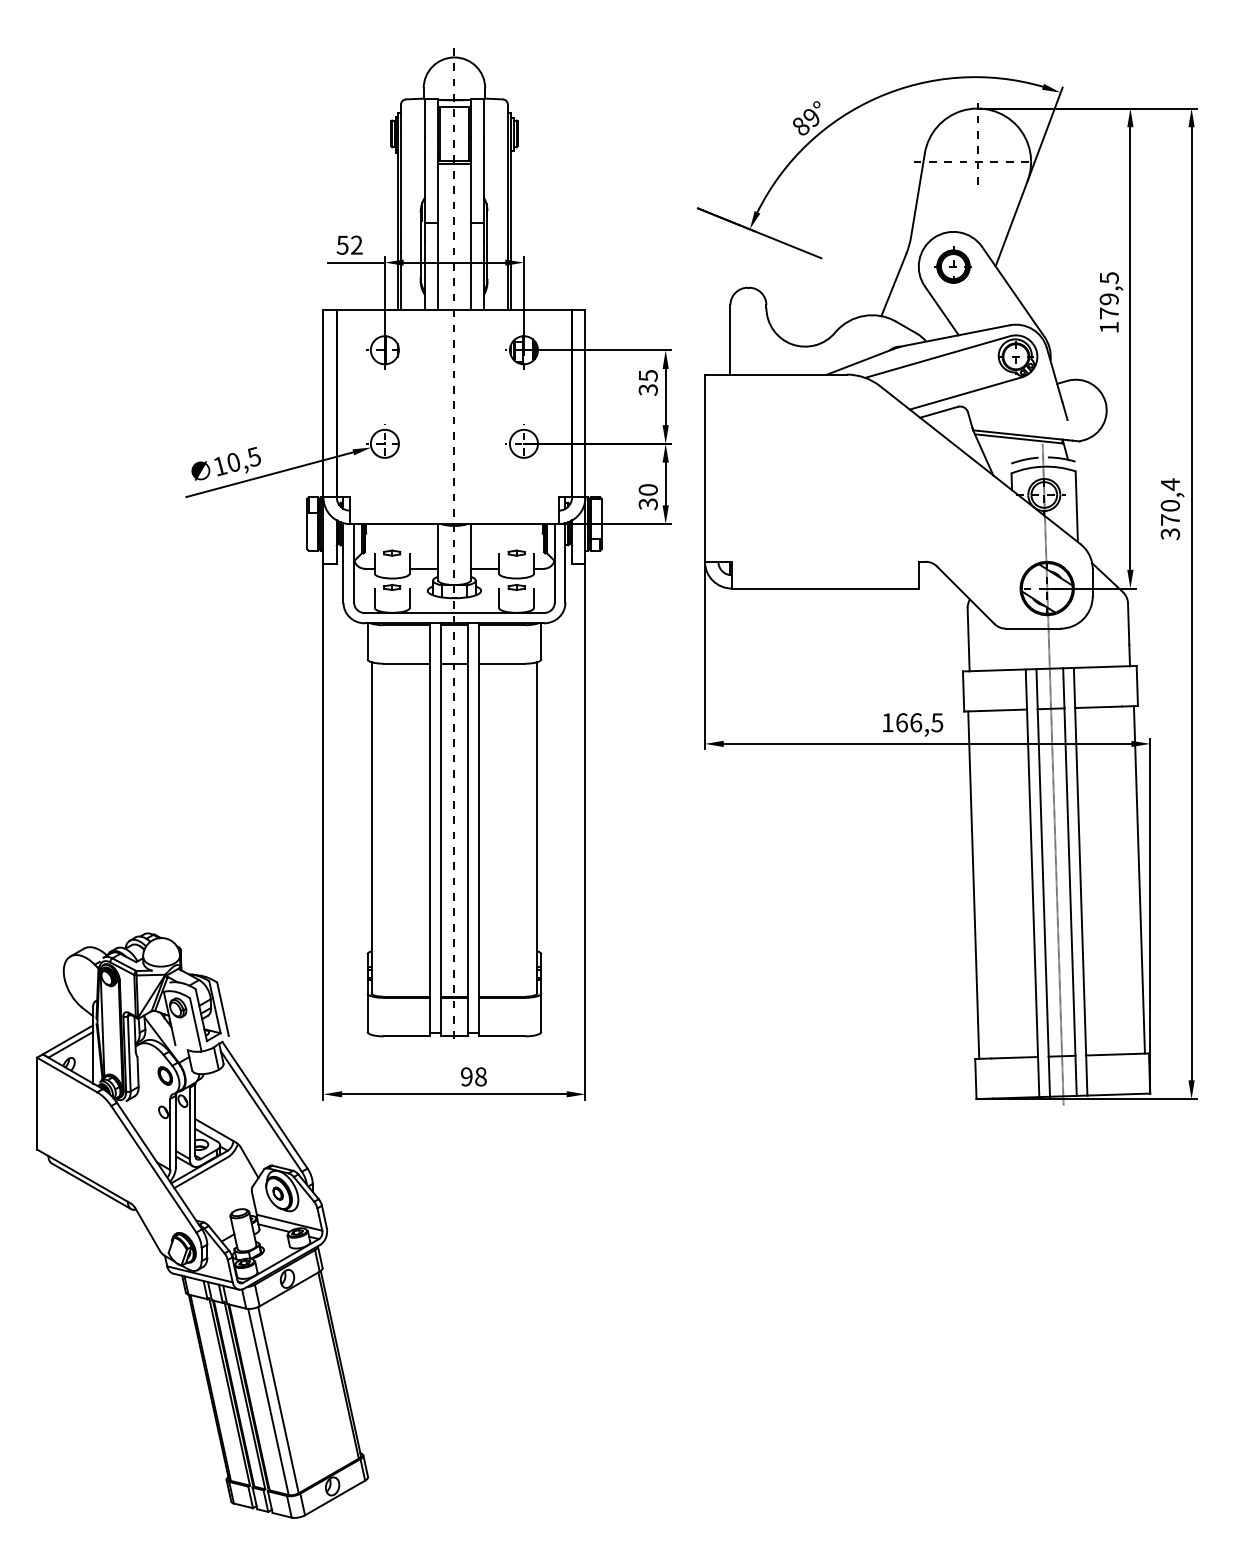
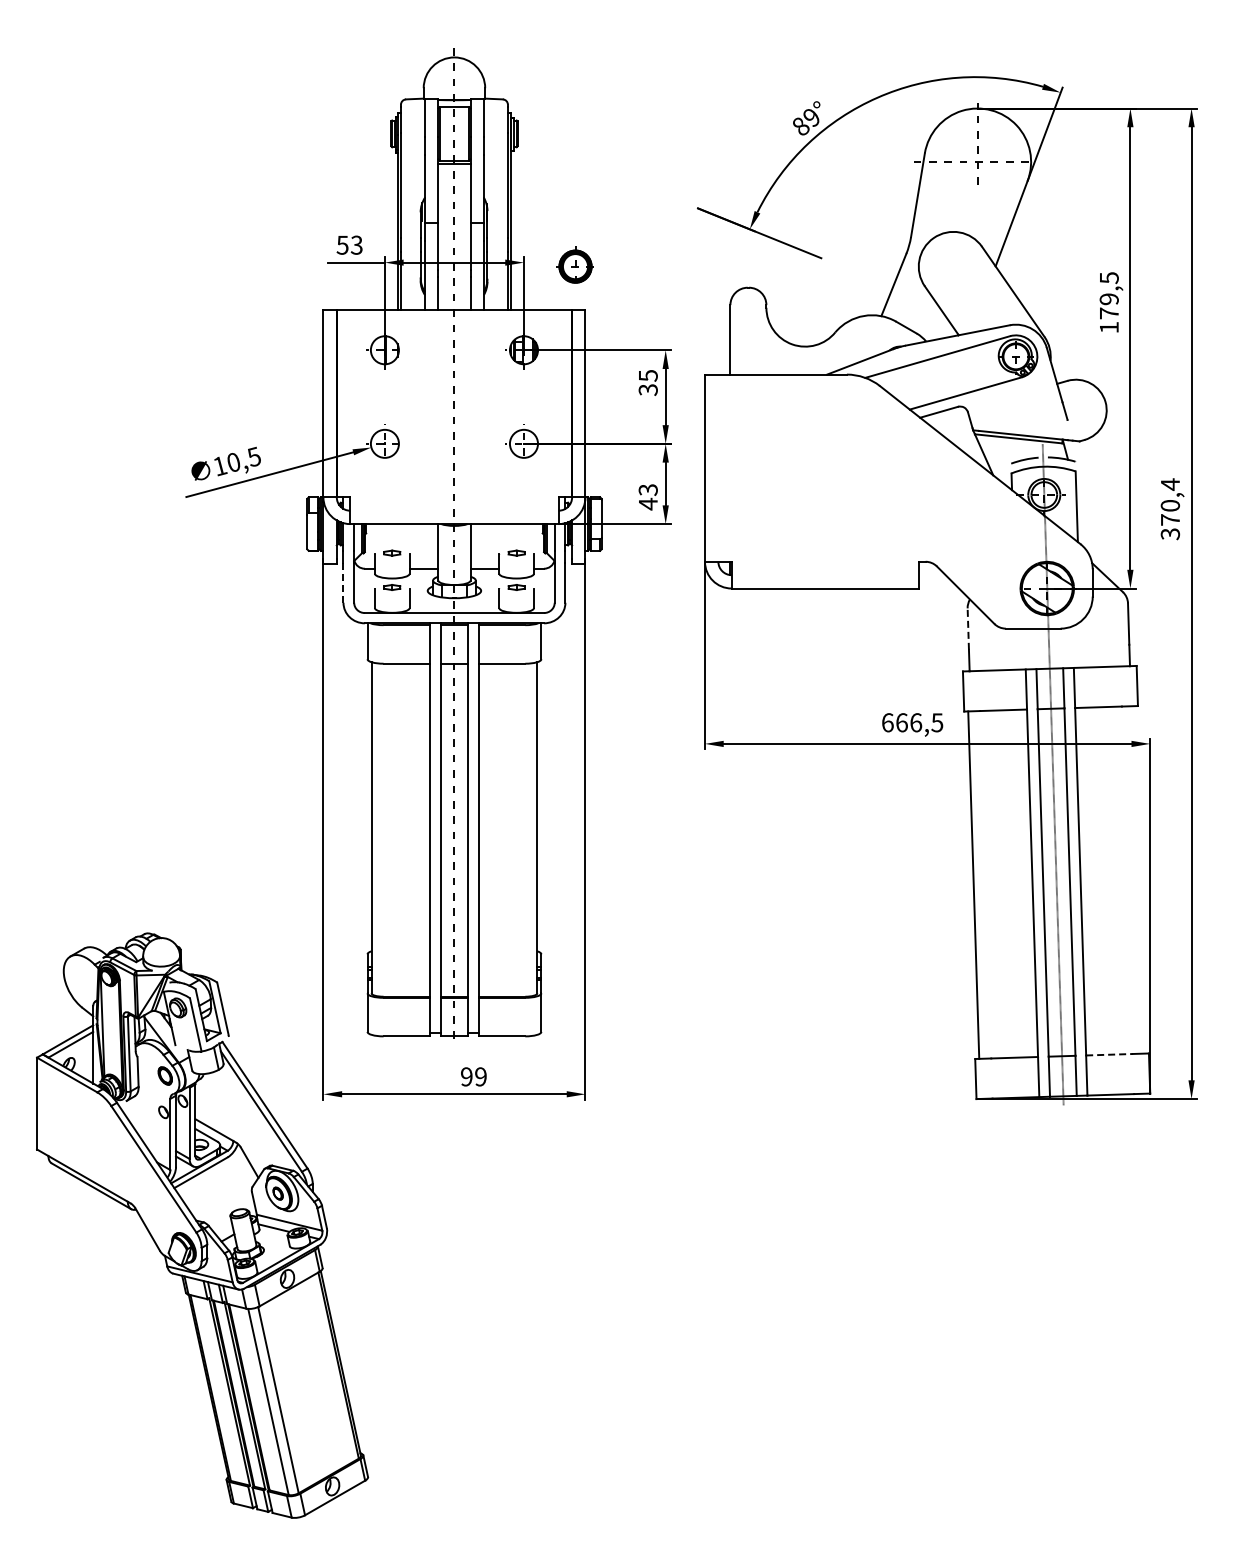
text: 52 -> 53 (356, 245)
part position: (952, 264) -> (574, 264) (574, 264)
text: 30 -> 43 (647, 497)
line: solid -> dashed (343, 582)
line: solid -> dashed (968, 629)
text: 166,5 -> 666,5 (887, 722)
line: present -> none (1138, 879)
line: solid -> dashed (1110, 1054)
text: 98 -> 99 (480, 1076)
